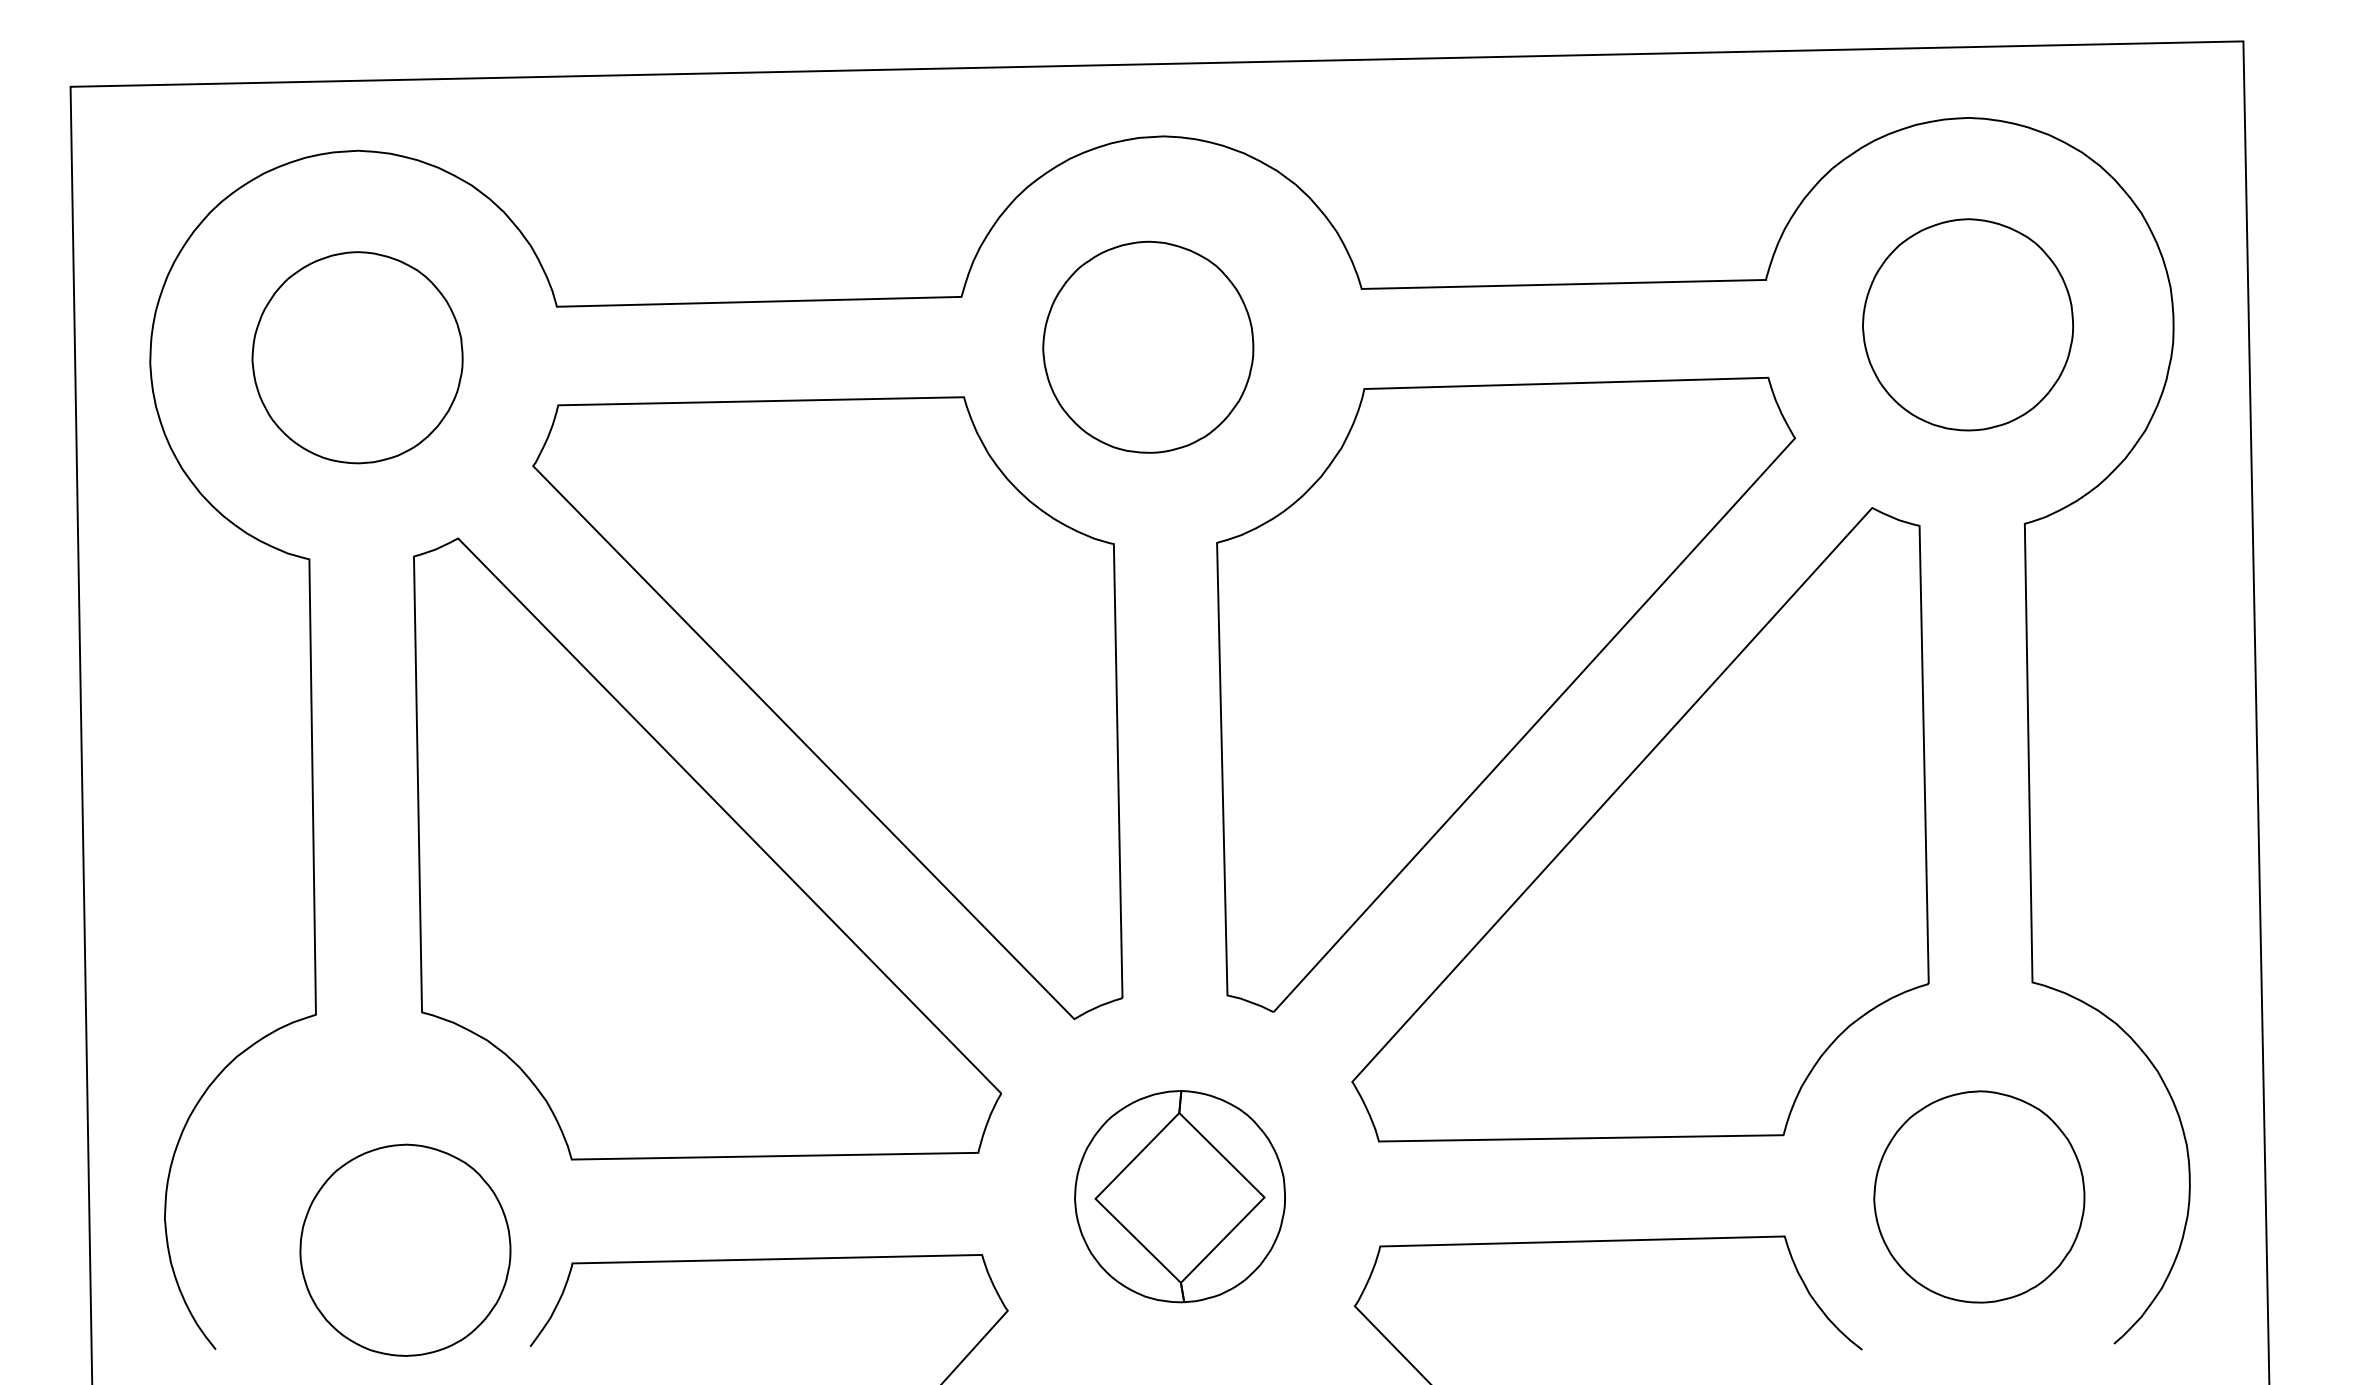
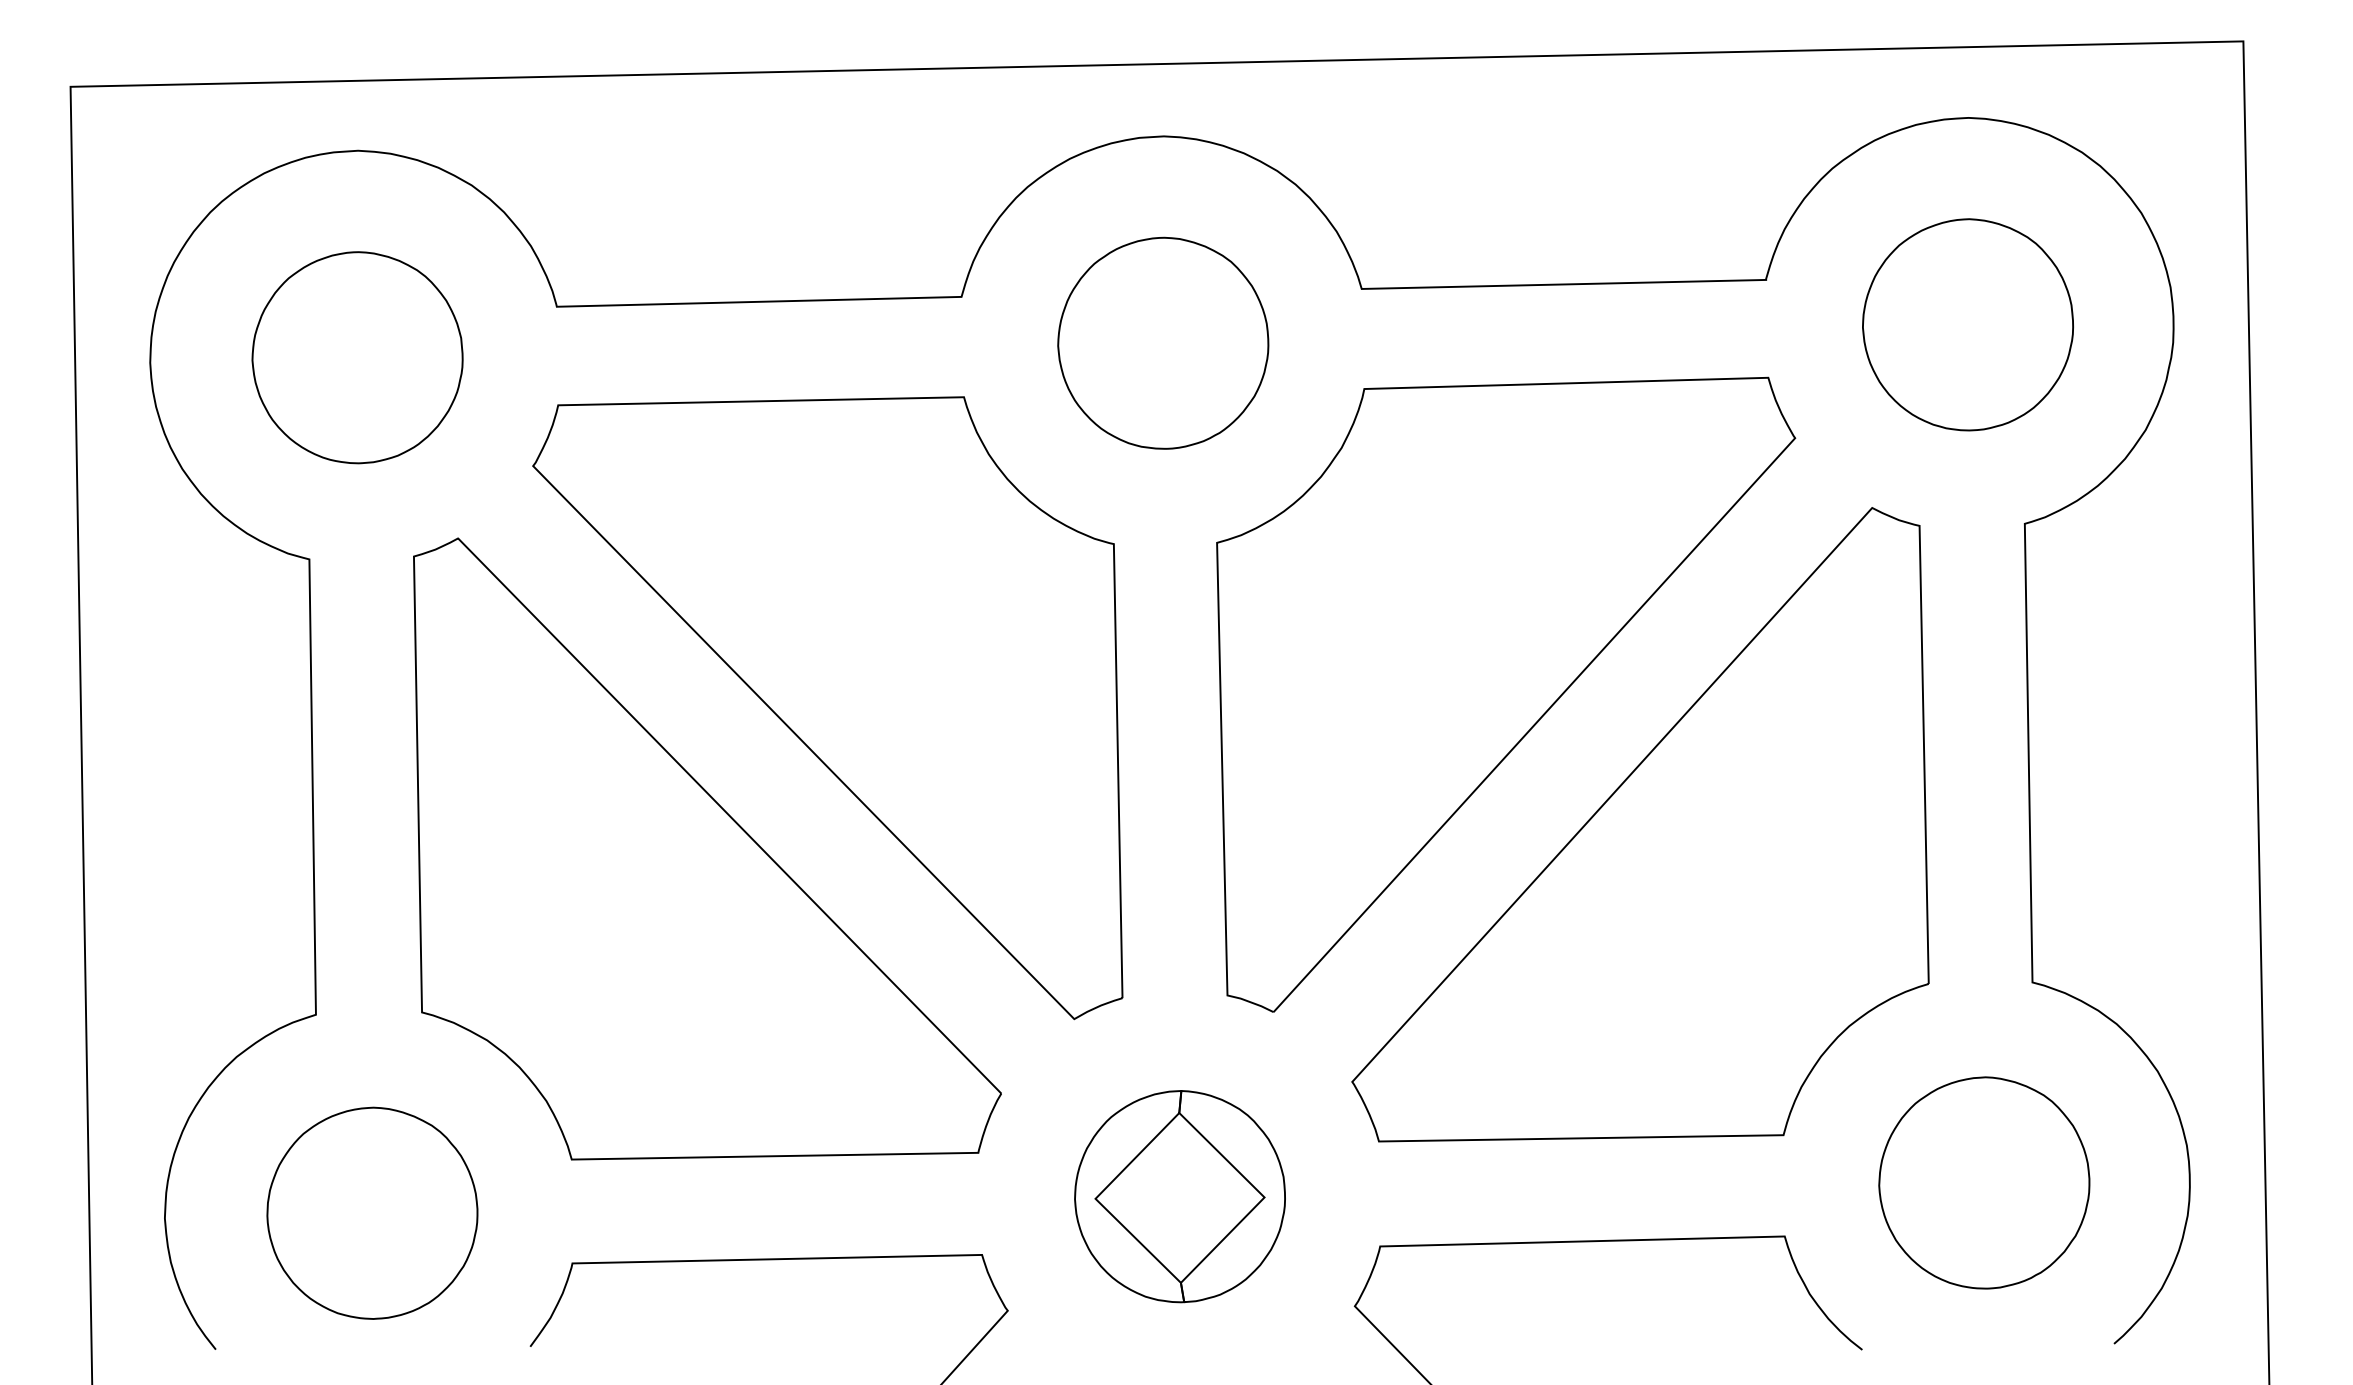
part position: (1148, 346) -> (1163, 342) (1163, 342)
part position: (1979, 1196) -> (1984, 1182) (1984, 1182)
part position: (405, 1249) -> (372, 1212) (372, 1212)
